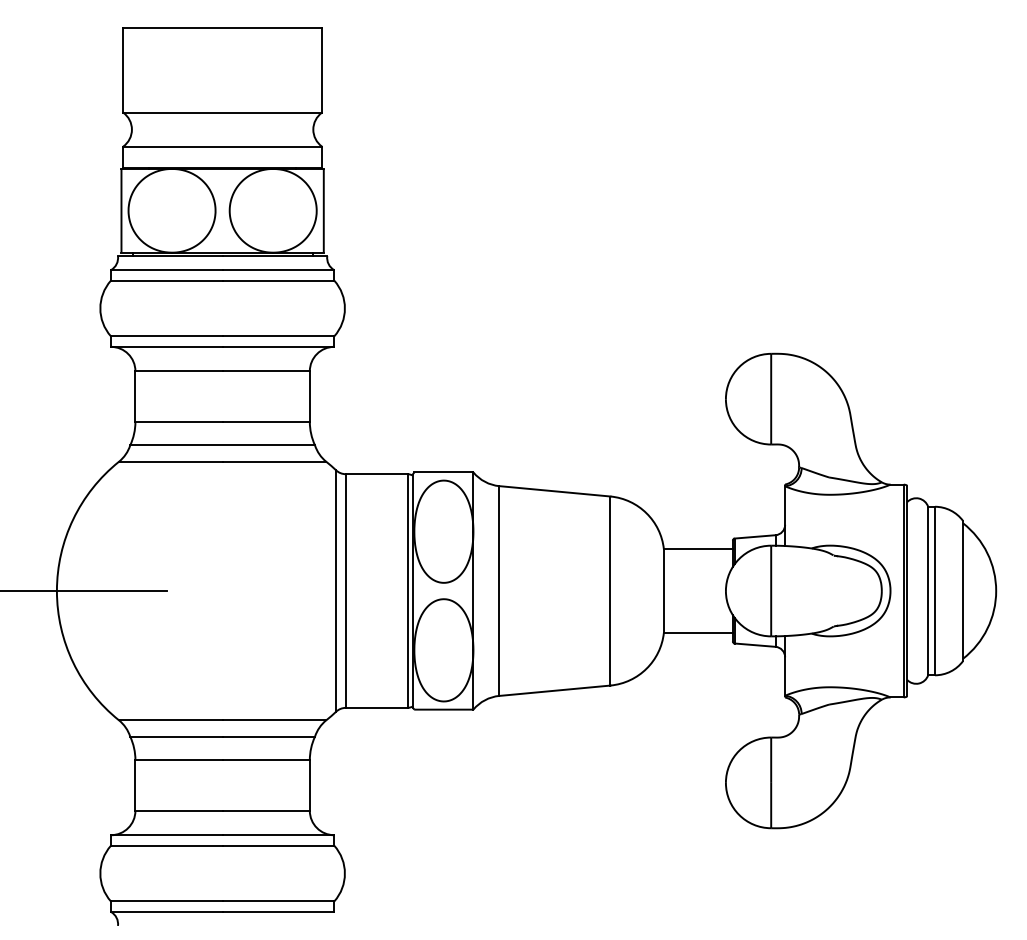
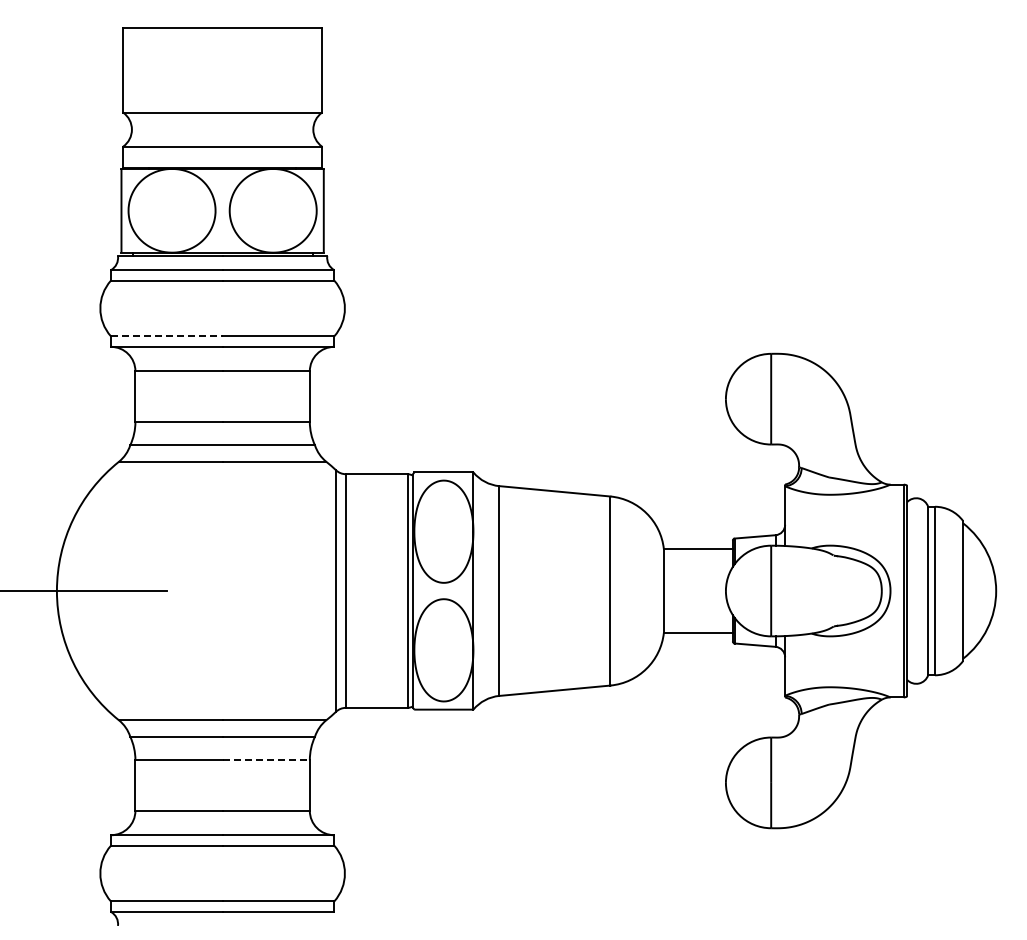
line: solid -> dashed (166, 336)
line: solid -> dashed (266, 760)
